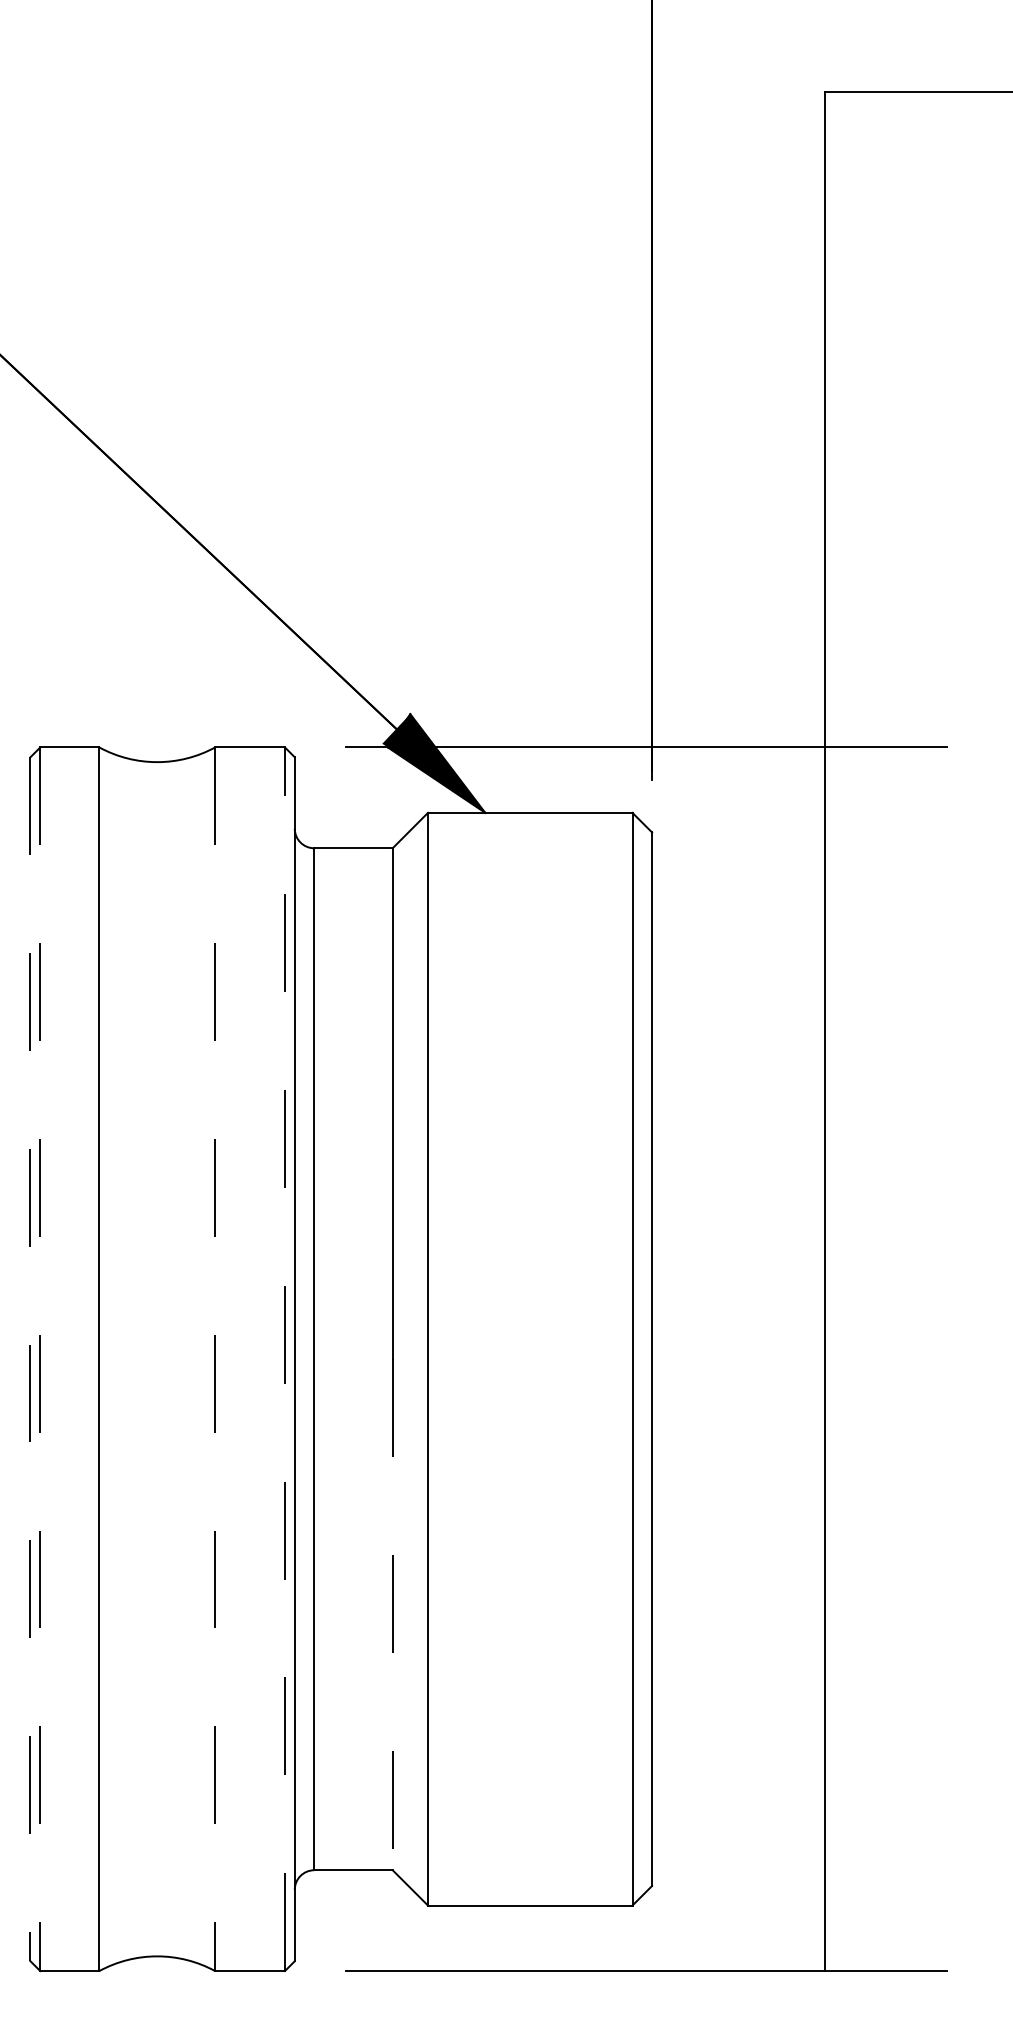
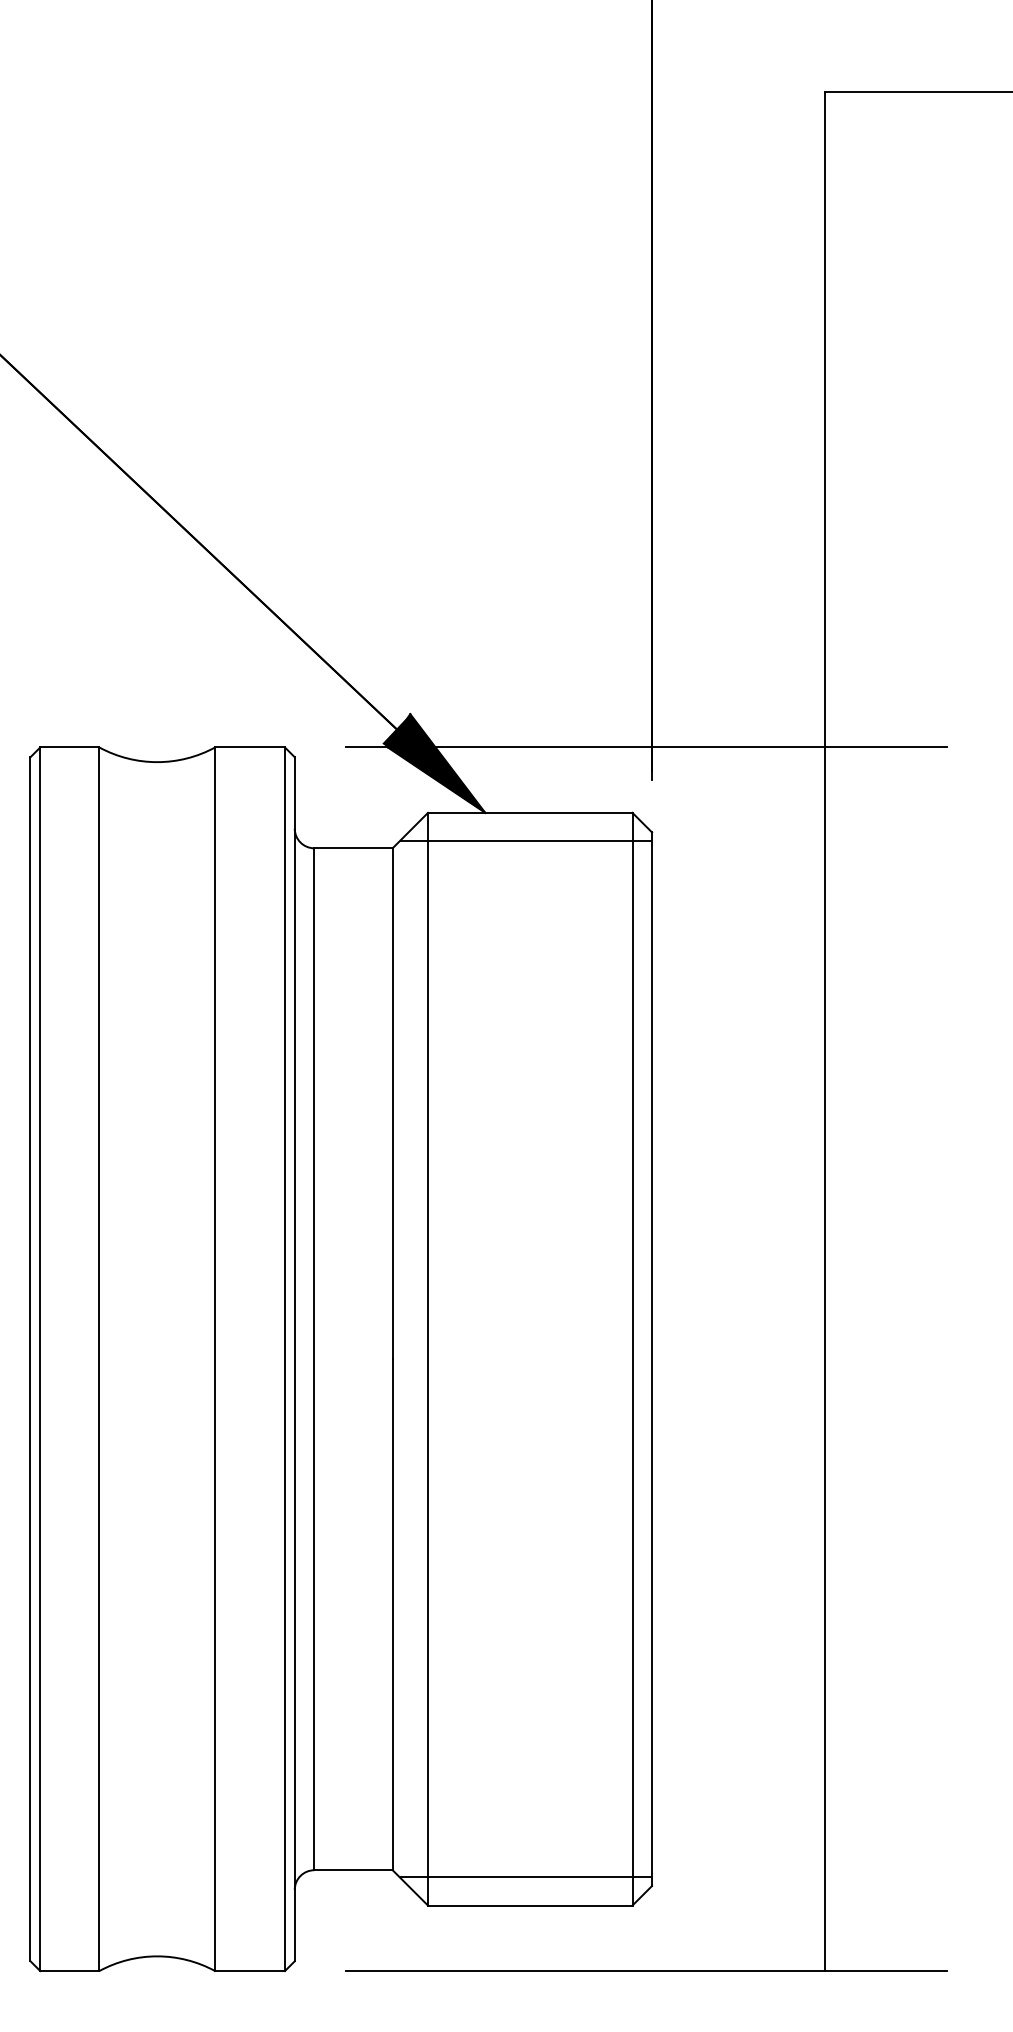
line: none -> present (525, 840)
line: dashed -> solid (30, 1359)
line: dashed -> solid (40, 1359)
line: dashed -> solid (215, 1359)
line: dashed -> solid (285, 1359)
line: dashed -> solid (392, 1615)
line: none -> present (525, 1877)
